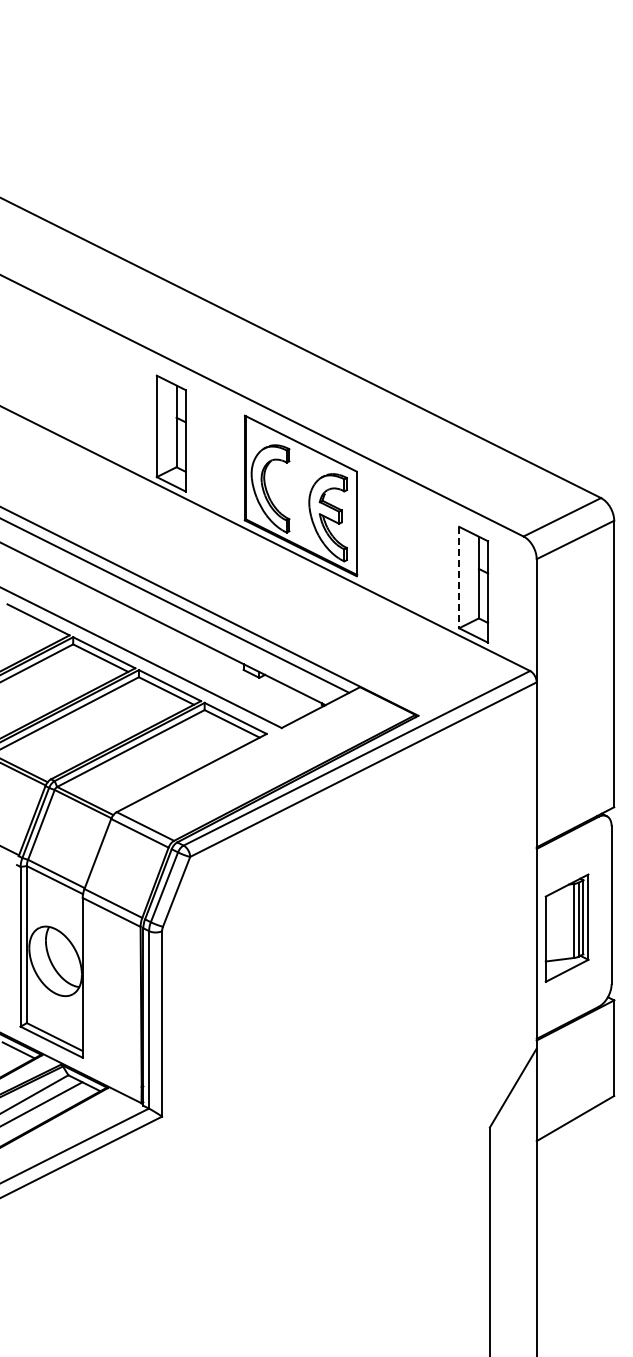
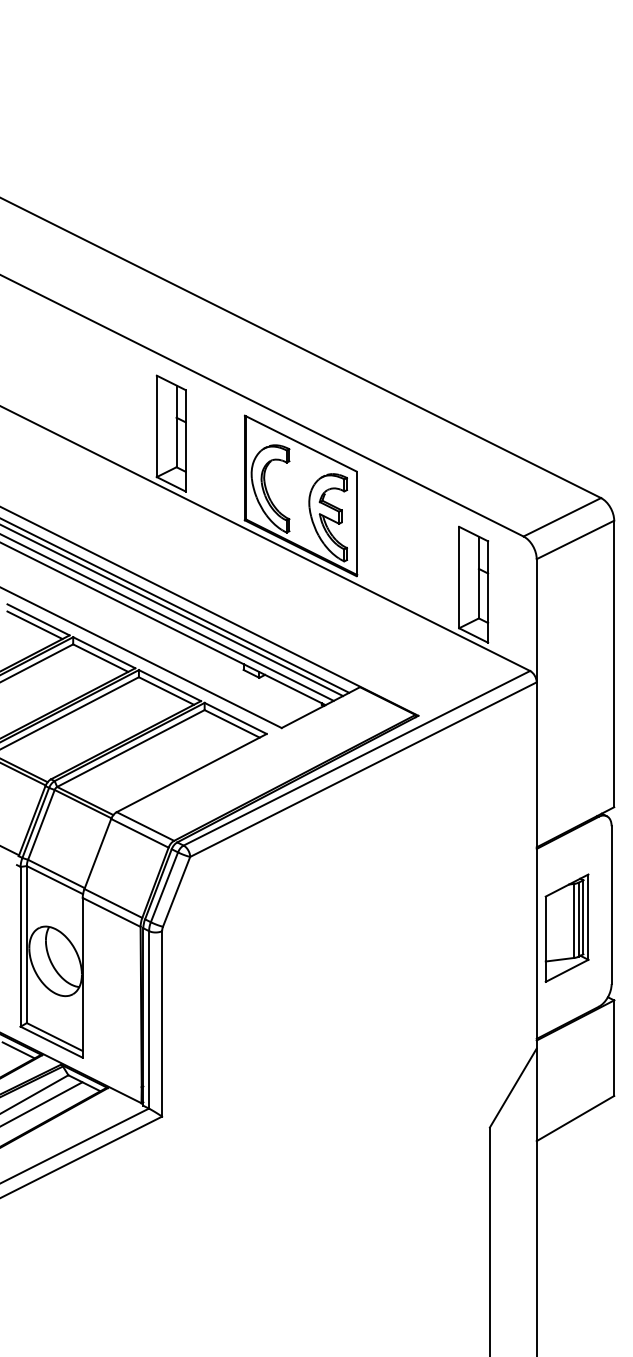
line: dashed -> solid (459, 577)
line: none -> present (172, 610)
line: none -> present (167, 617)
line: none -> present (34, 625)
